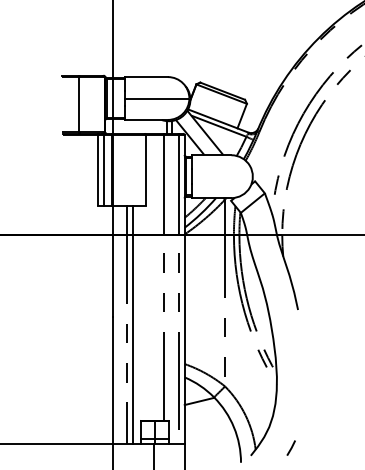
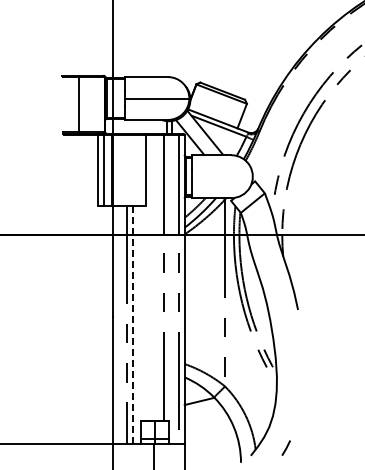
line: solid -> dashed (133, 325)
line position: (290, 447) -> (285, 447) (285, 447)
